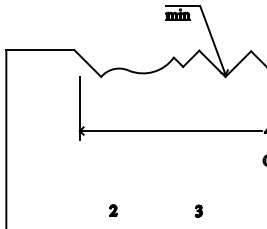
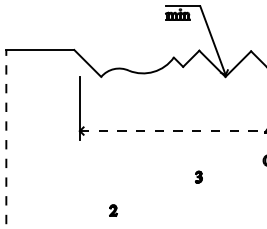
line: solid -> dashed (170, 131)
line: solid -> dashed (6, 138)
part position: (198, 210) -> (198, 176) (198, 176)
